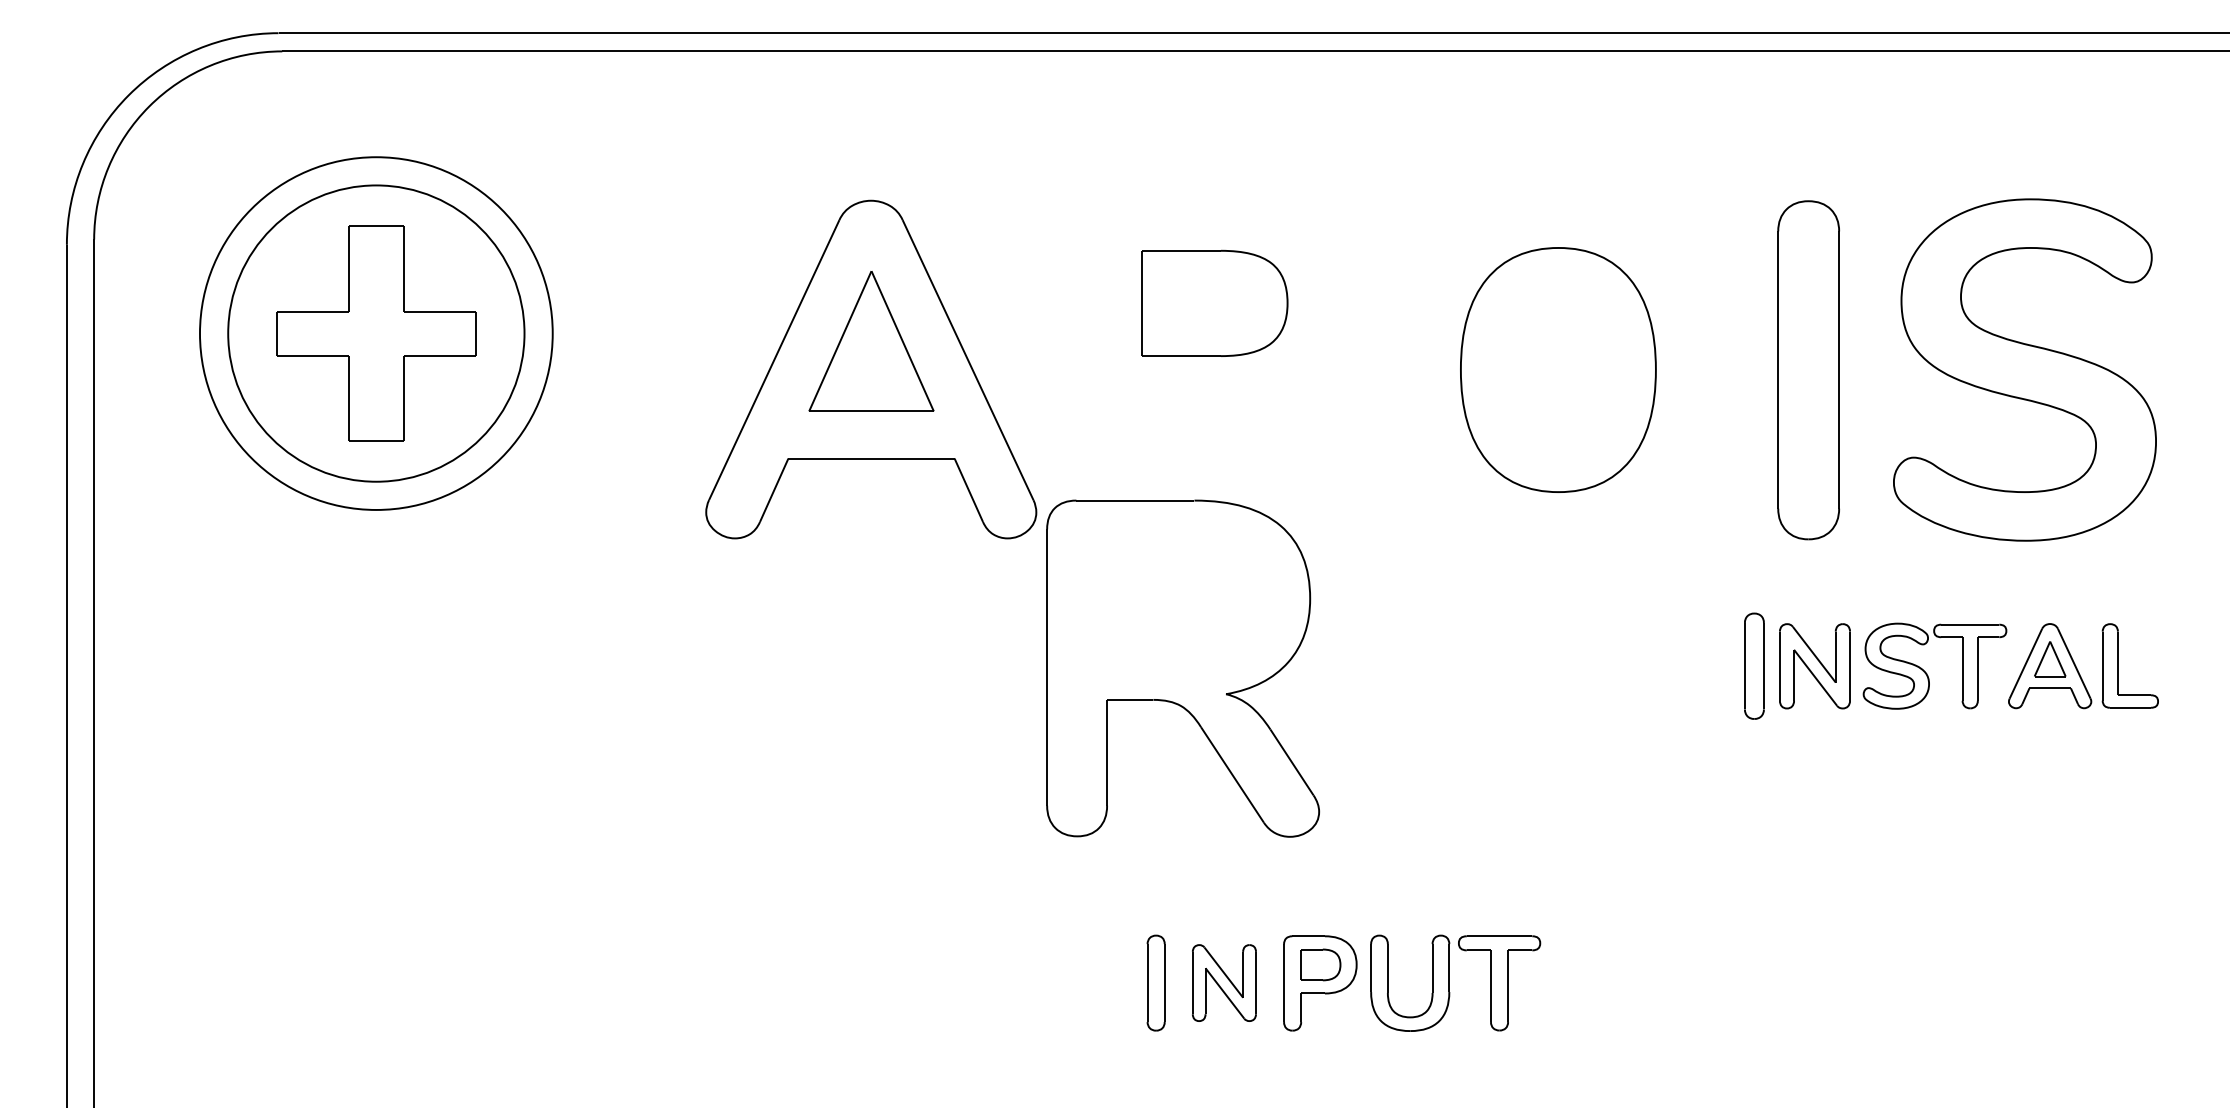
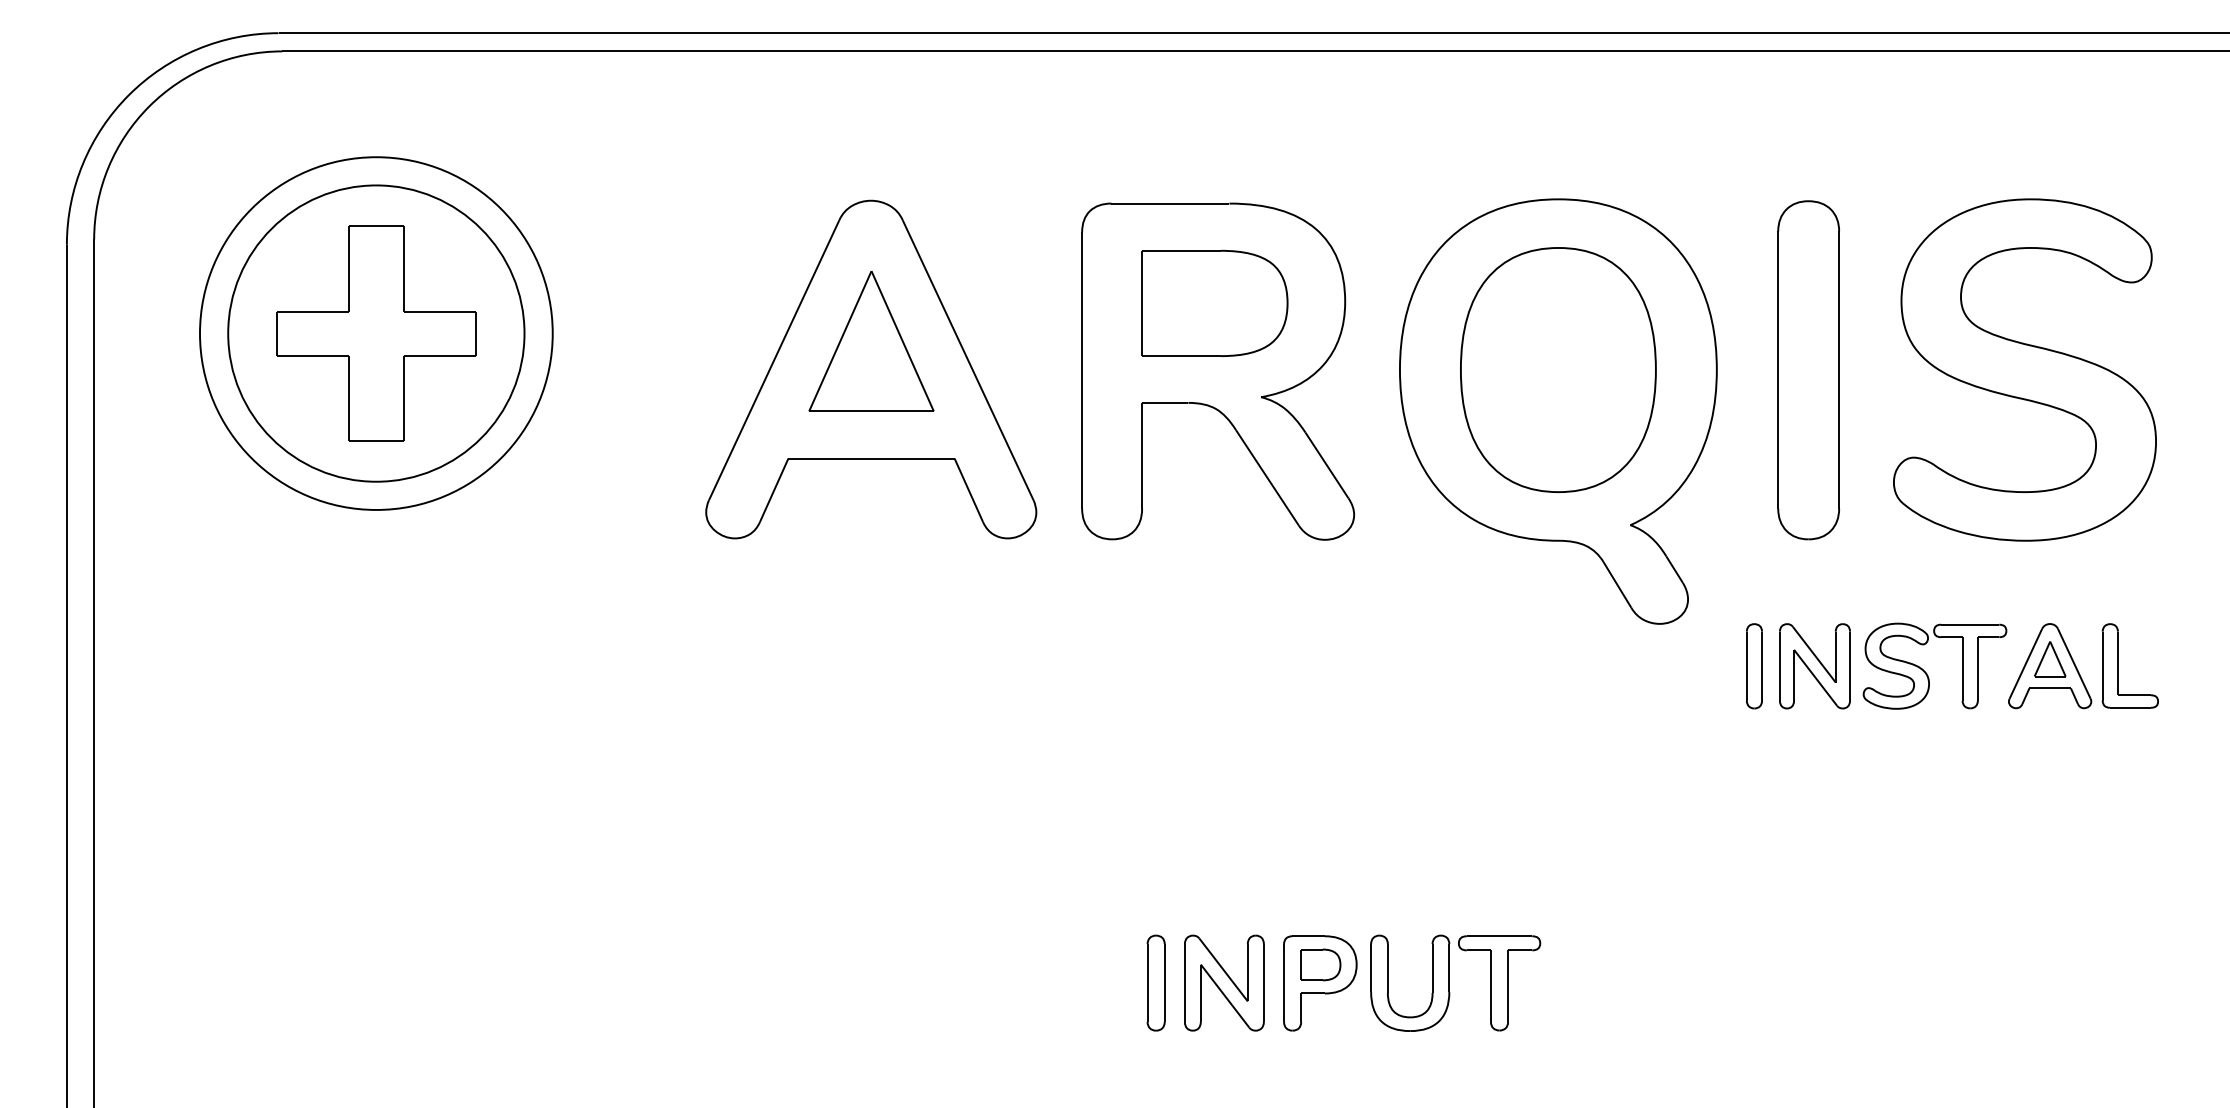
part: none -> present (1558, 411)
part size: 21x108 px -> 17x87 px (1754, 666)
part position: (1182, 668) -> (1217, 371) (1217, 371)
part size: 65x78 px -> 81x98 px (1224, 982)
